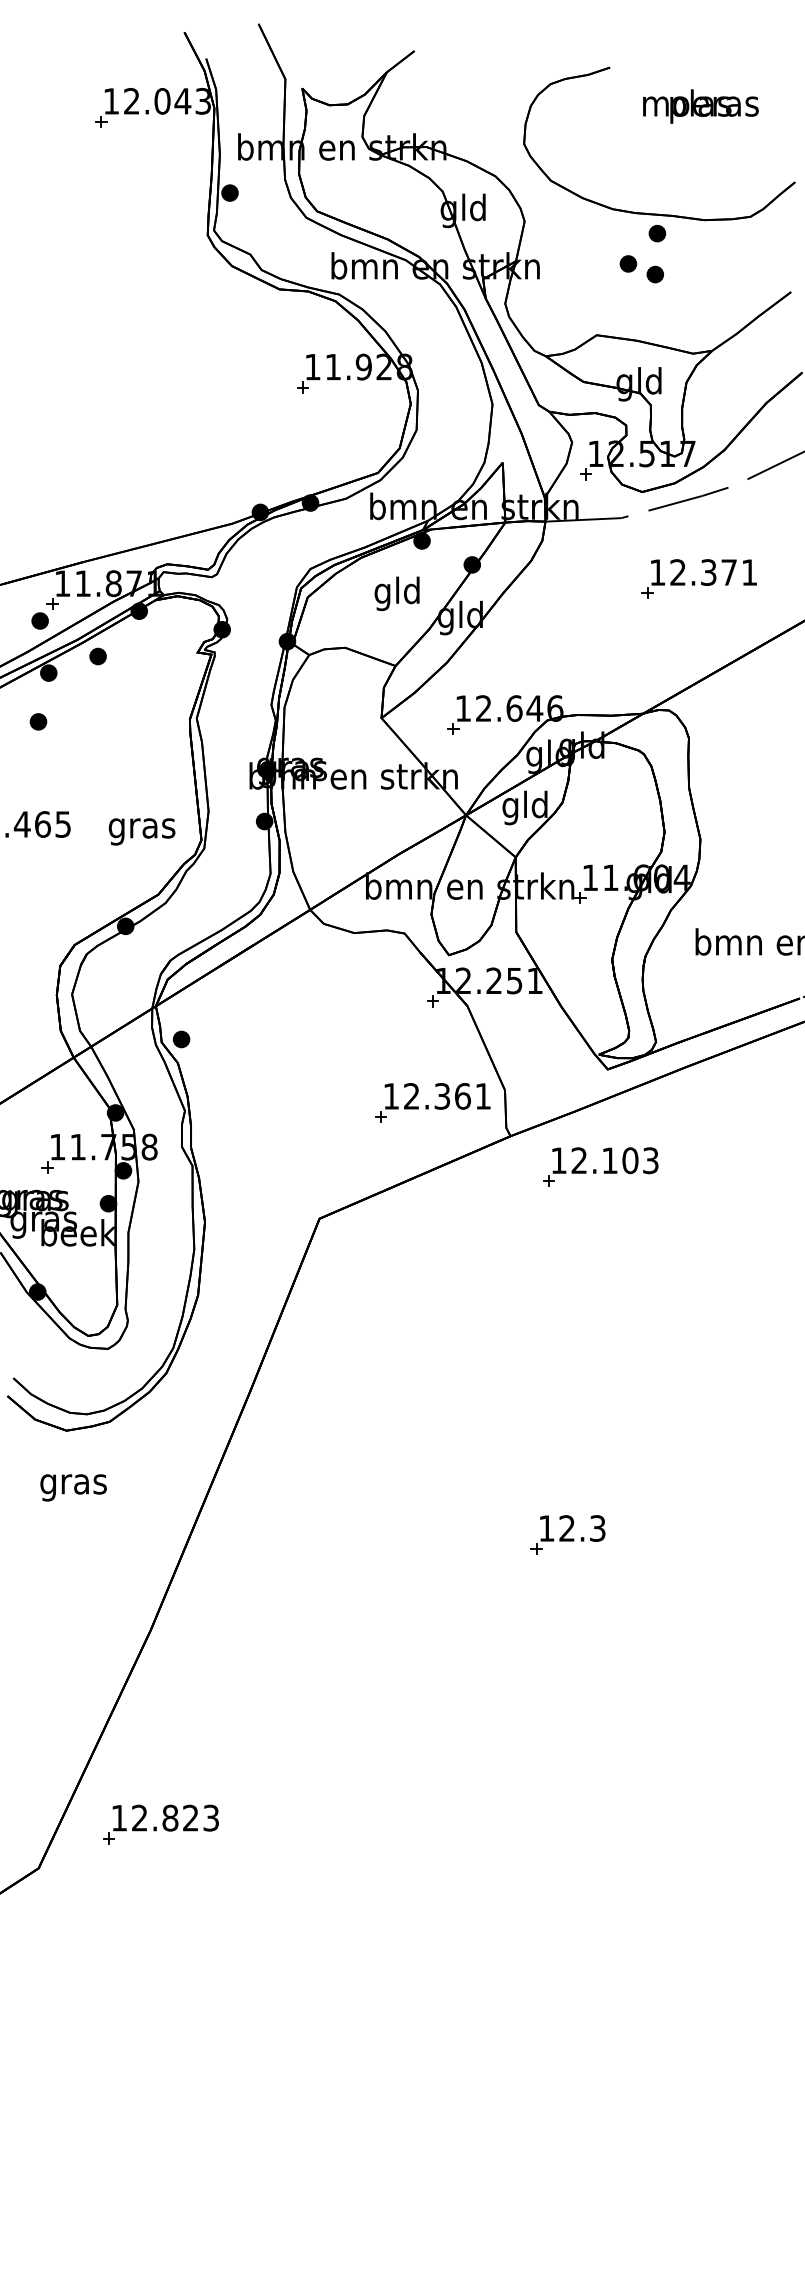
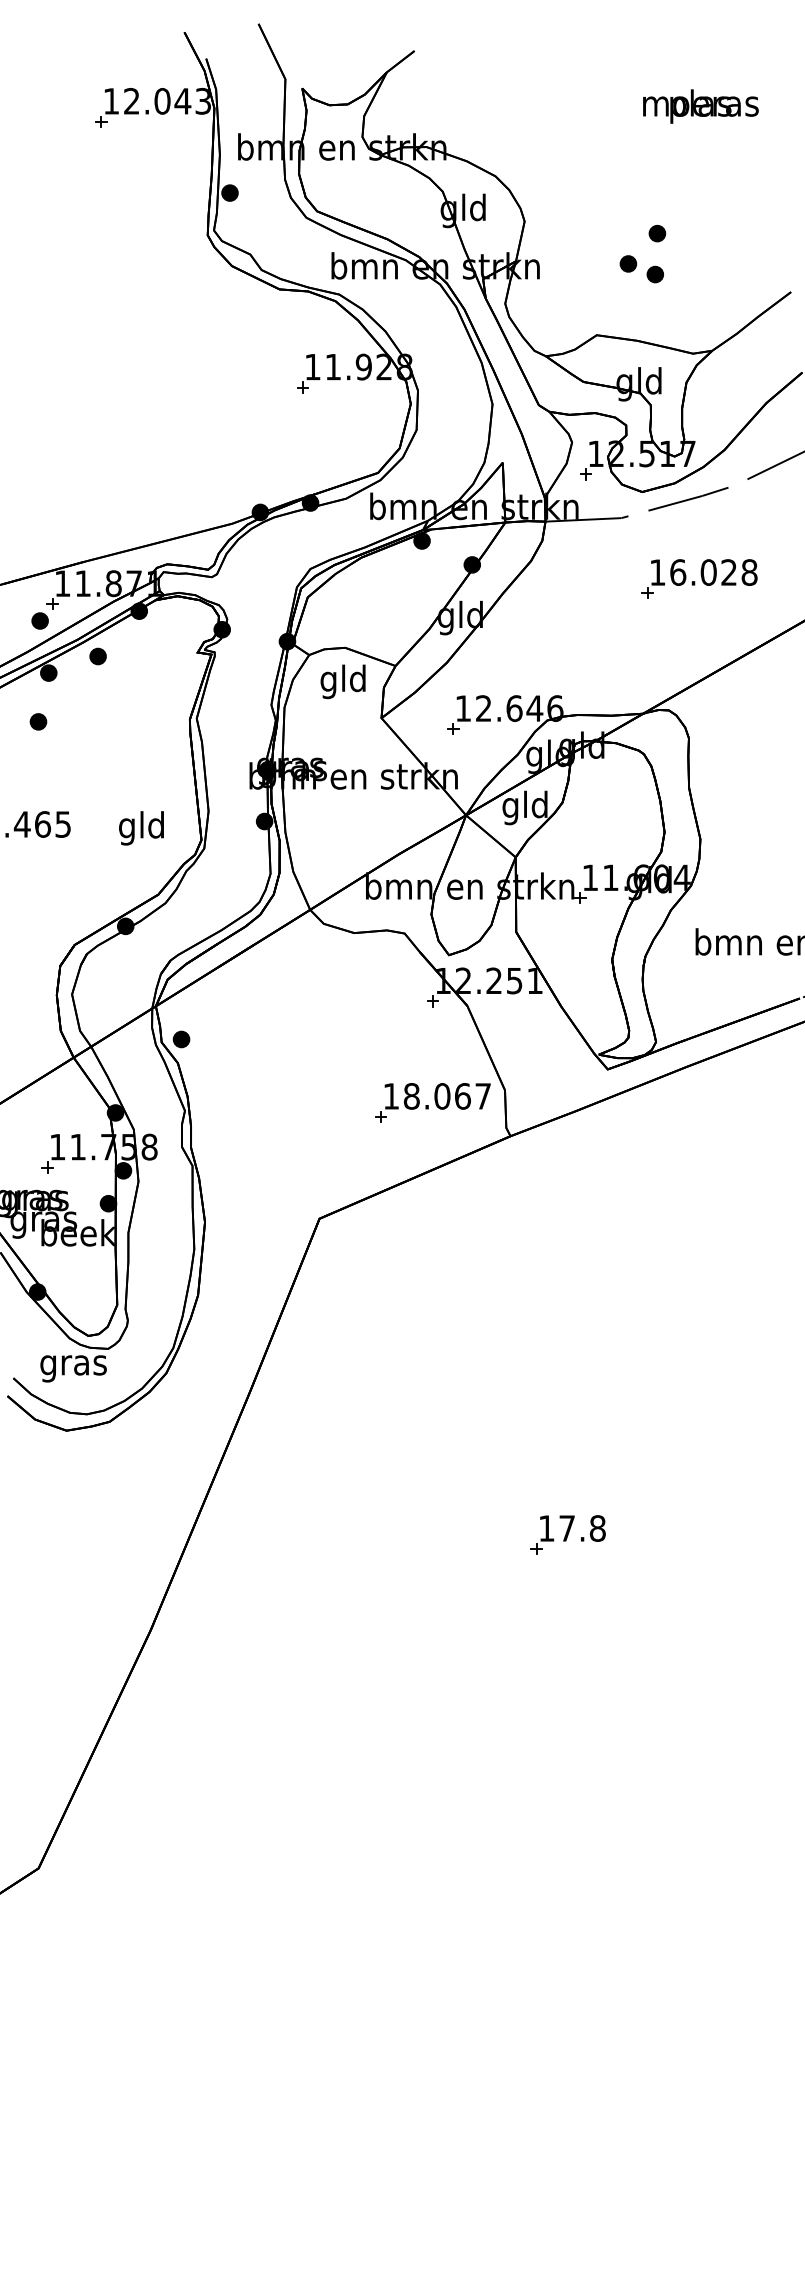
part: present -> none (658, 213)
text: 12.371 -> 16.028 (713, 572)
text position: (396, 593) -> (342, 681) (342, 681)
text: gras -> gld (141, 828)
text: 12.361 -> 18.067 (446, 1096)
part: present -> none (600, 1166)
text position: (73, 1487) -> (73, 1368) (73, 1368)
text: 12.3 -> 17.8 (582, 1528)
part: present -> none (160, 1824)
